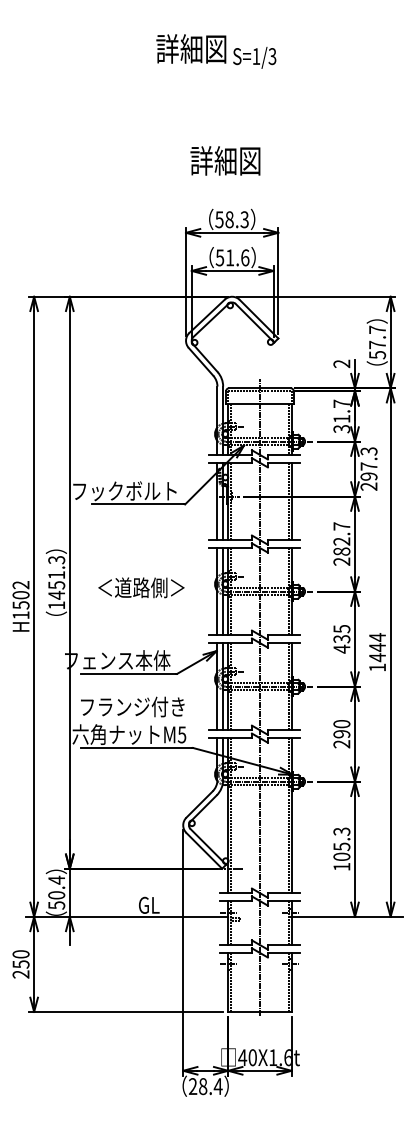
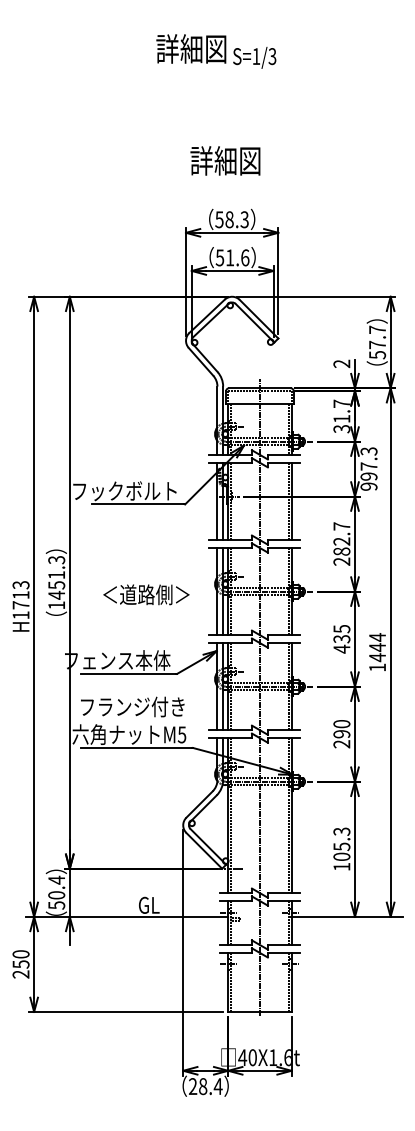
text: 297.3 -> 997.3 (368, 486)
text position: (141, 587) -> (146, 594) (146, 594)
text: H1502 -> H1713 (20, 595)
